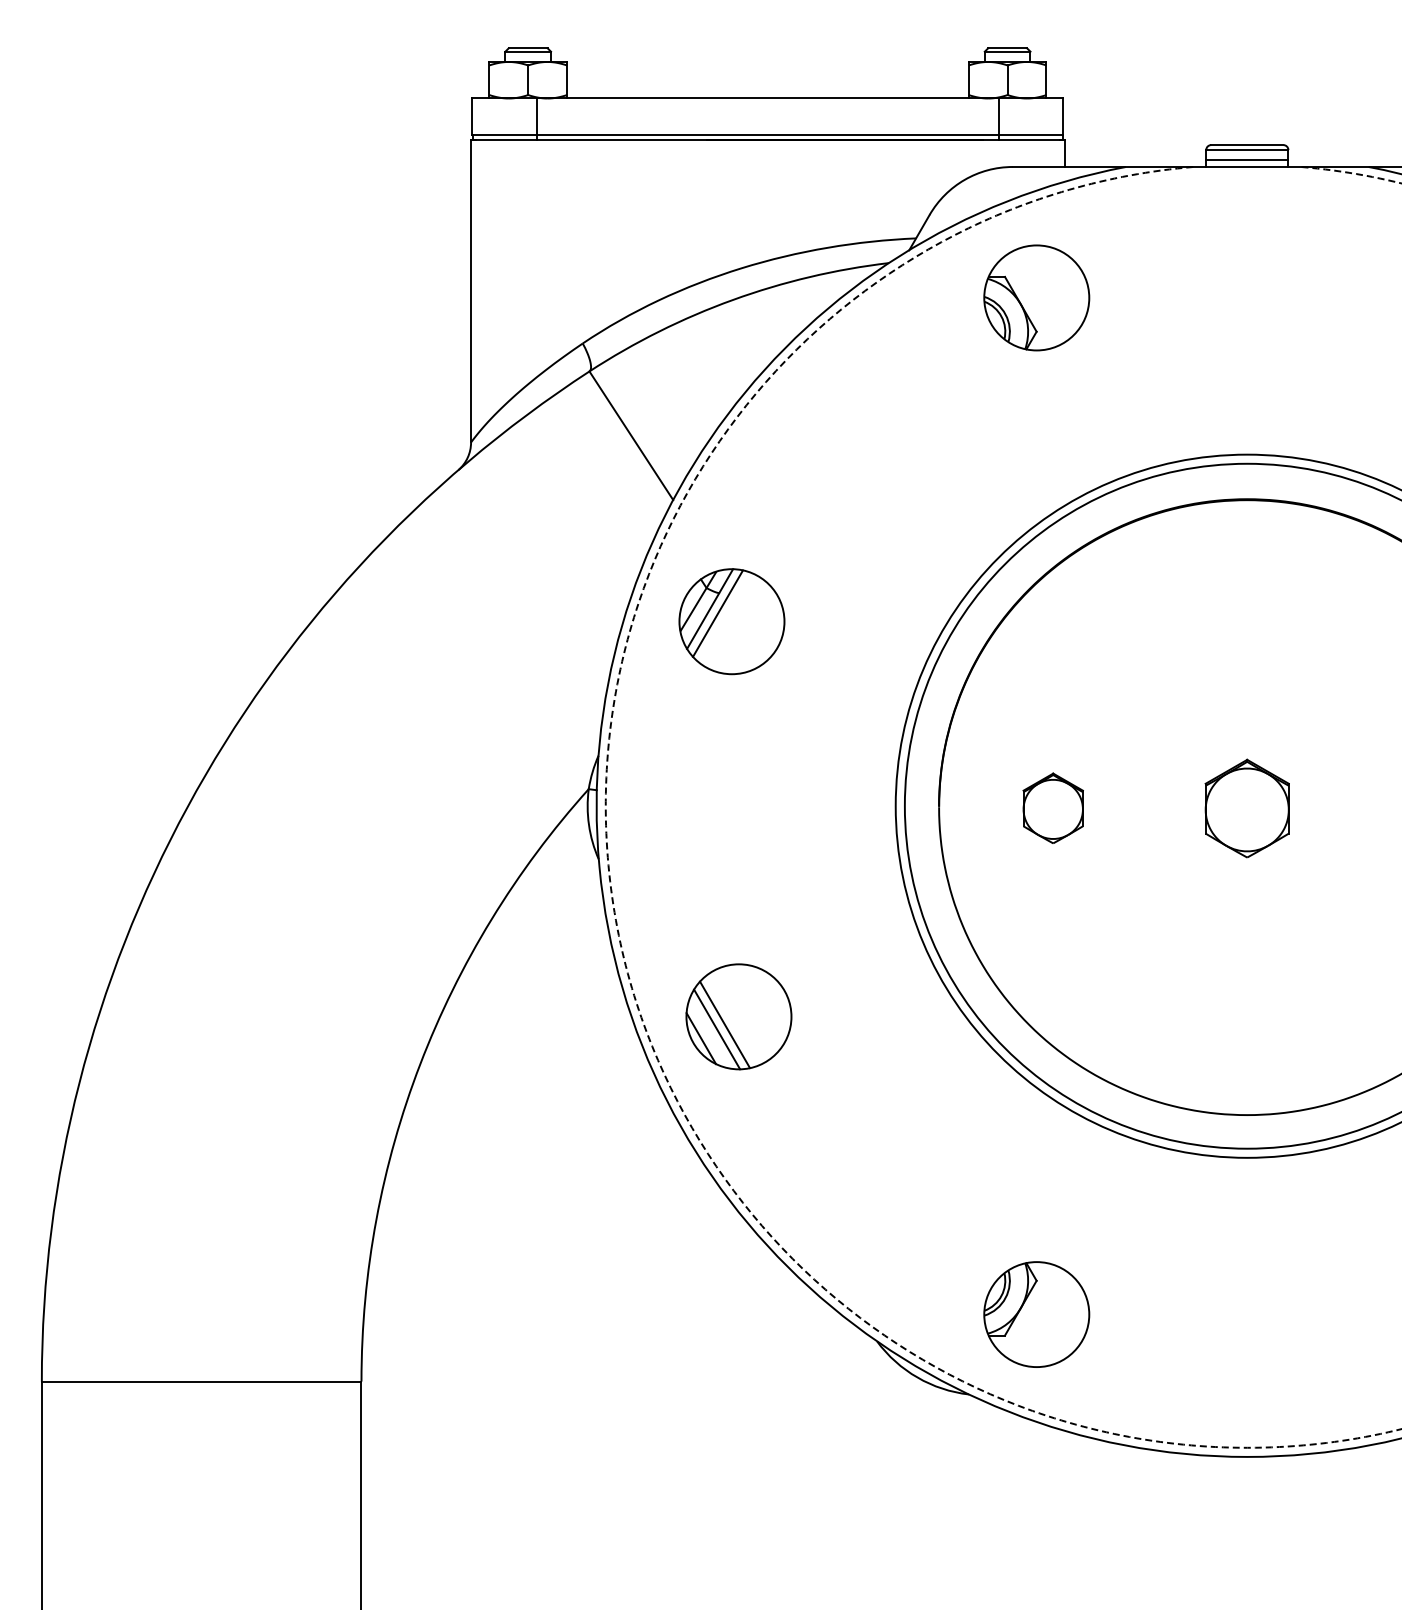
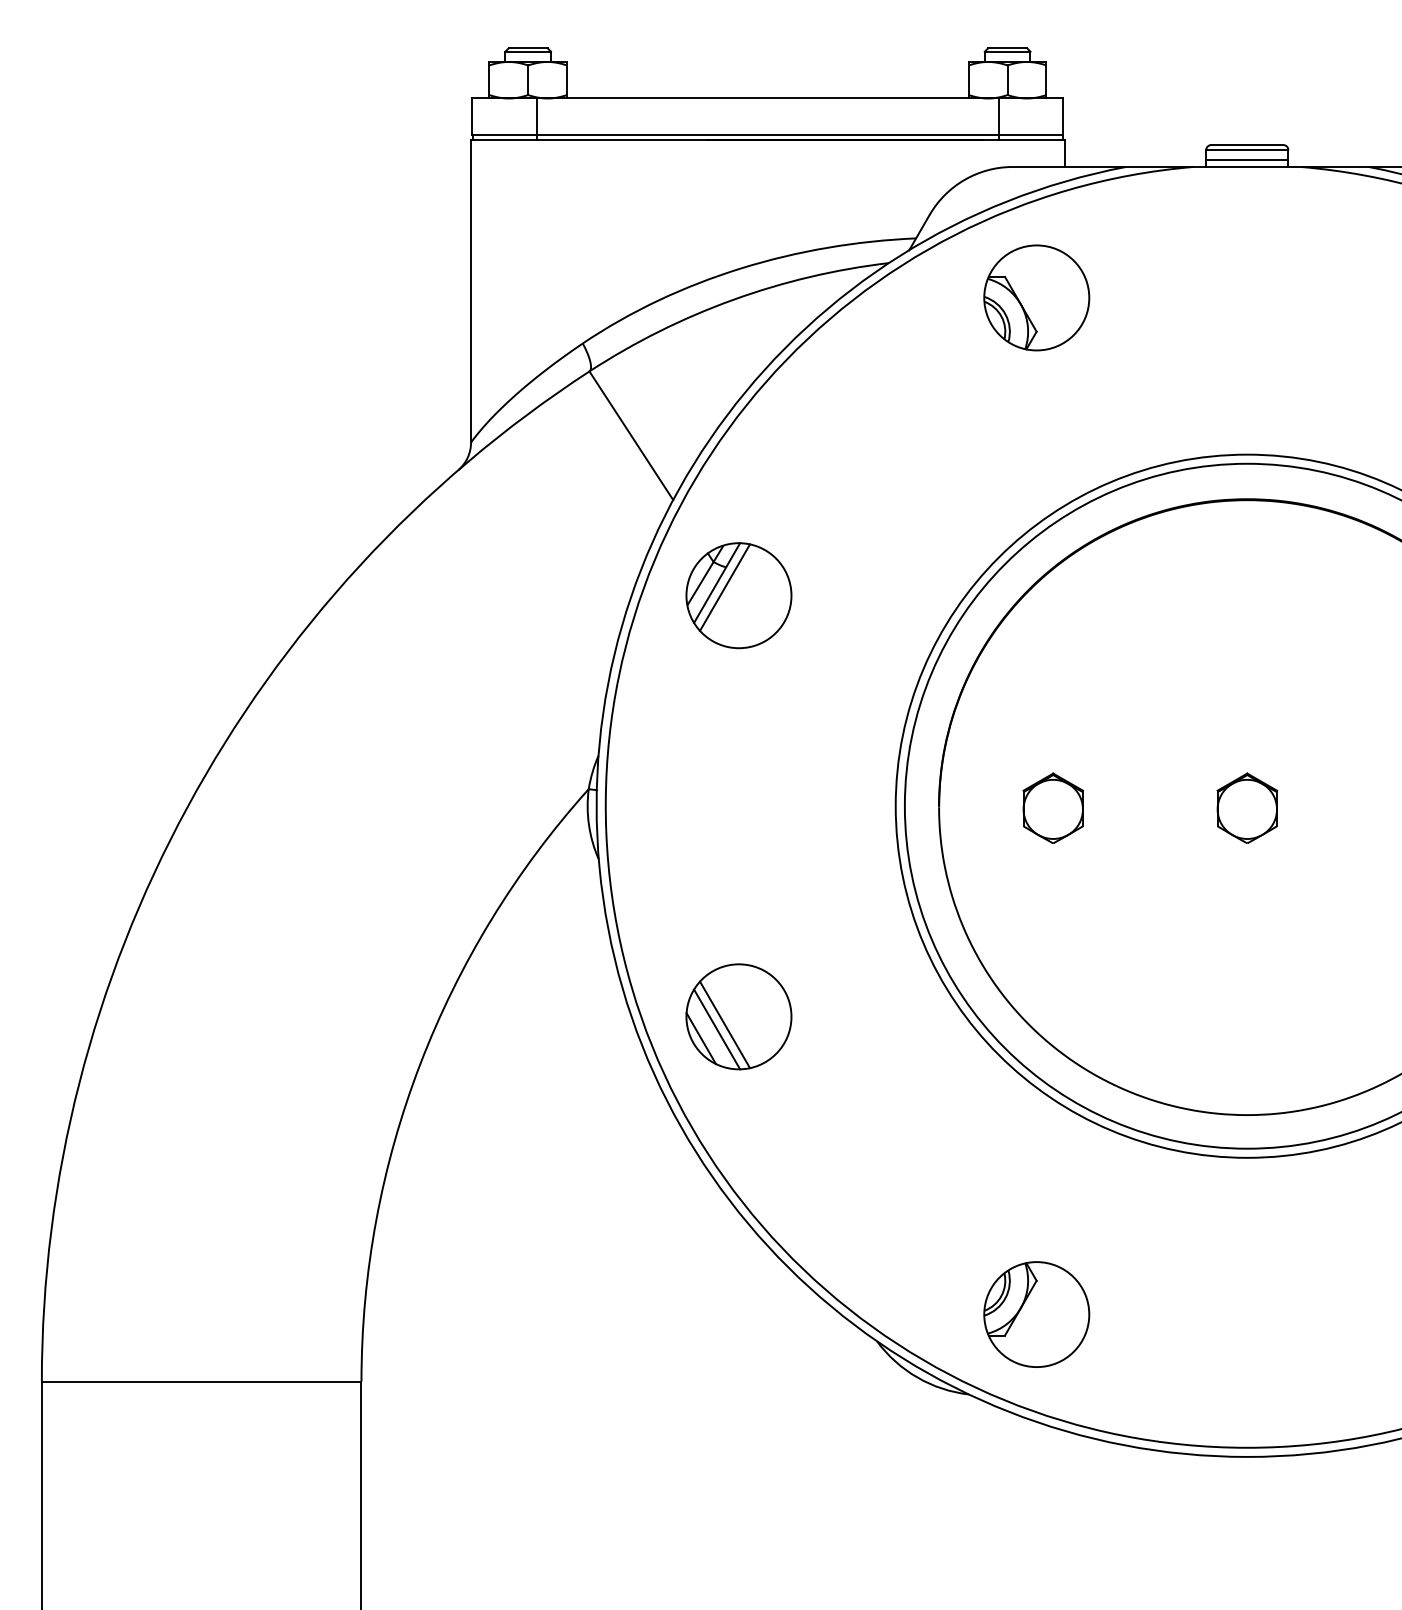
part position: (731, 621) -> (738, 595) (738, 595)
part size: 86x101 px -> 63x72 px (1247, 807)
arc: dashed -> solid (624, 960)
